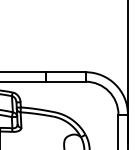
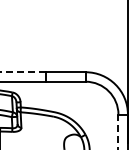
line: solid -> dashed (23, 72)
line: solid -> dashed (118, 131)
